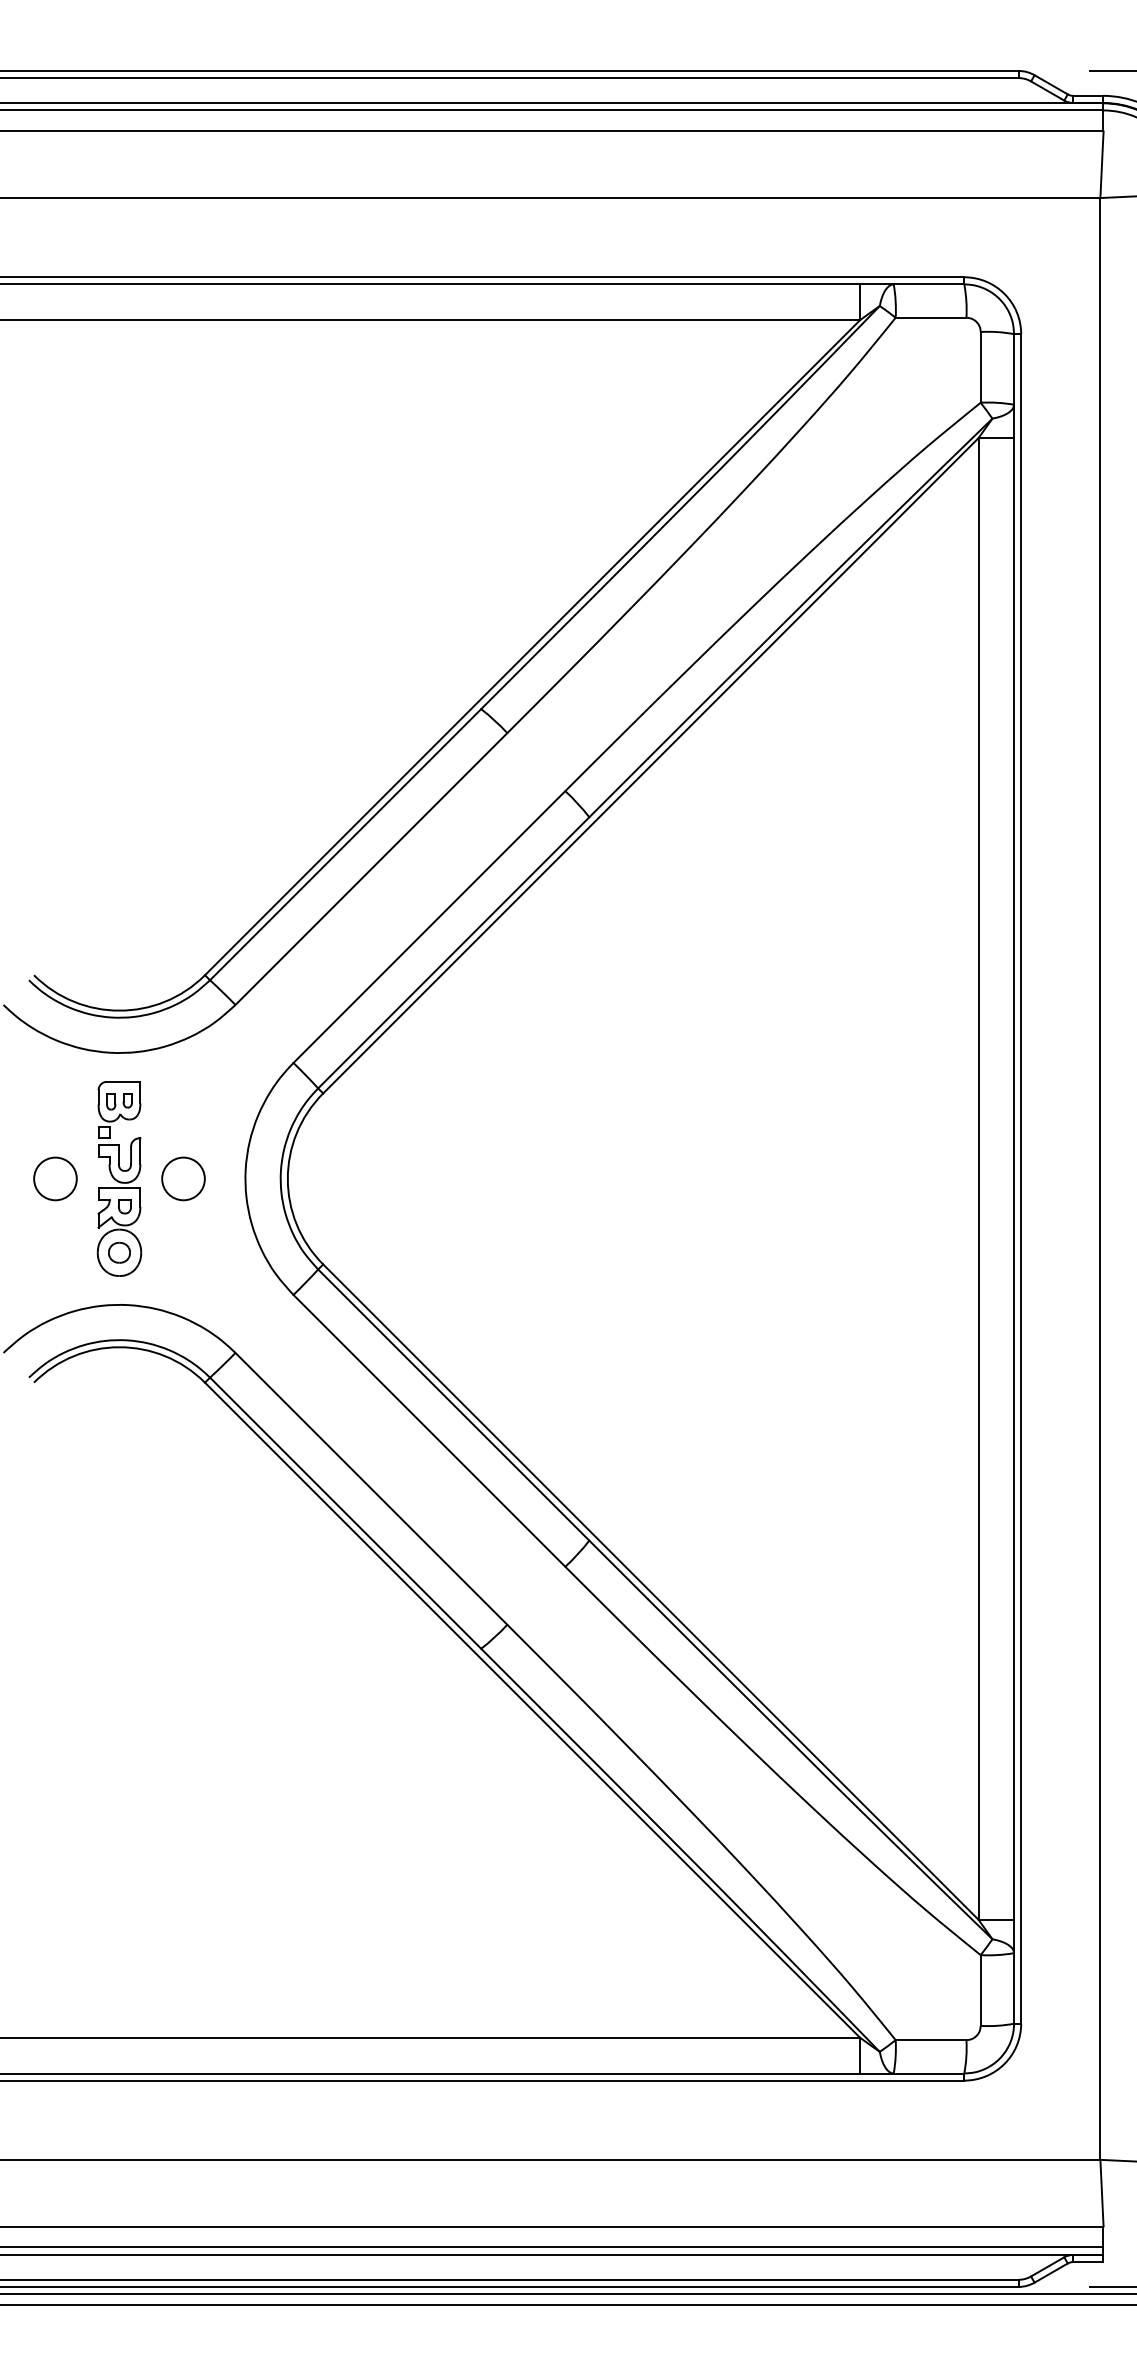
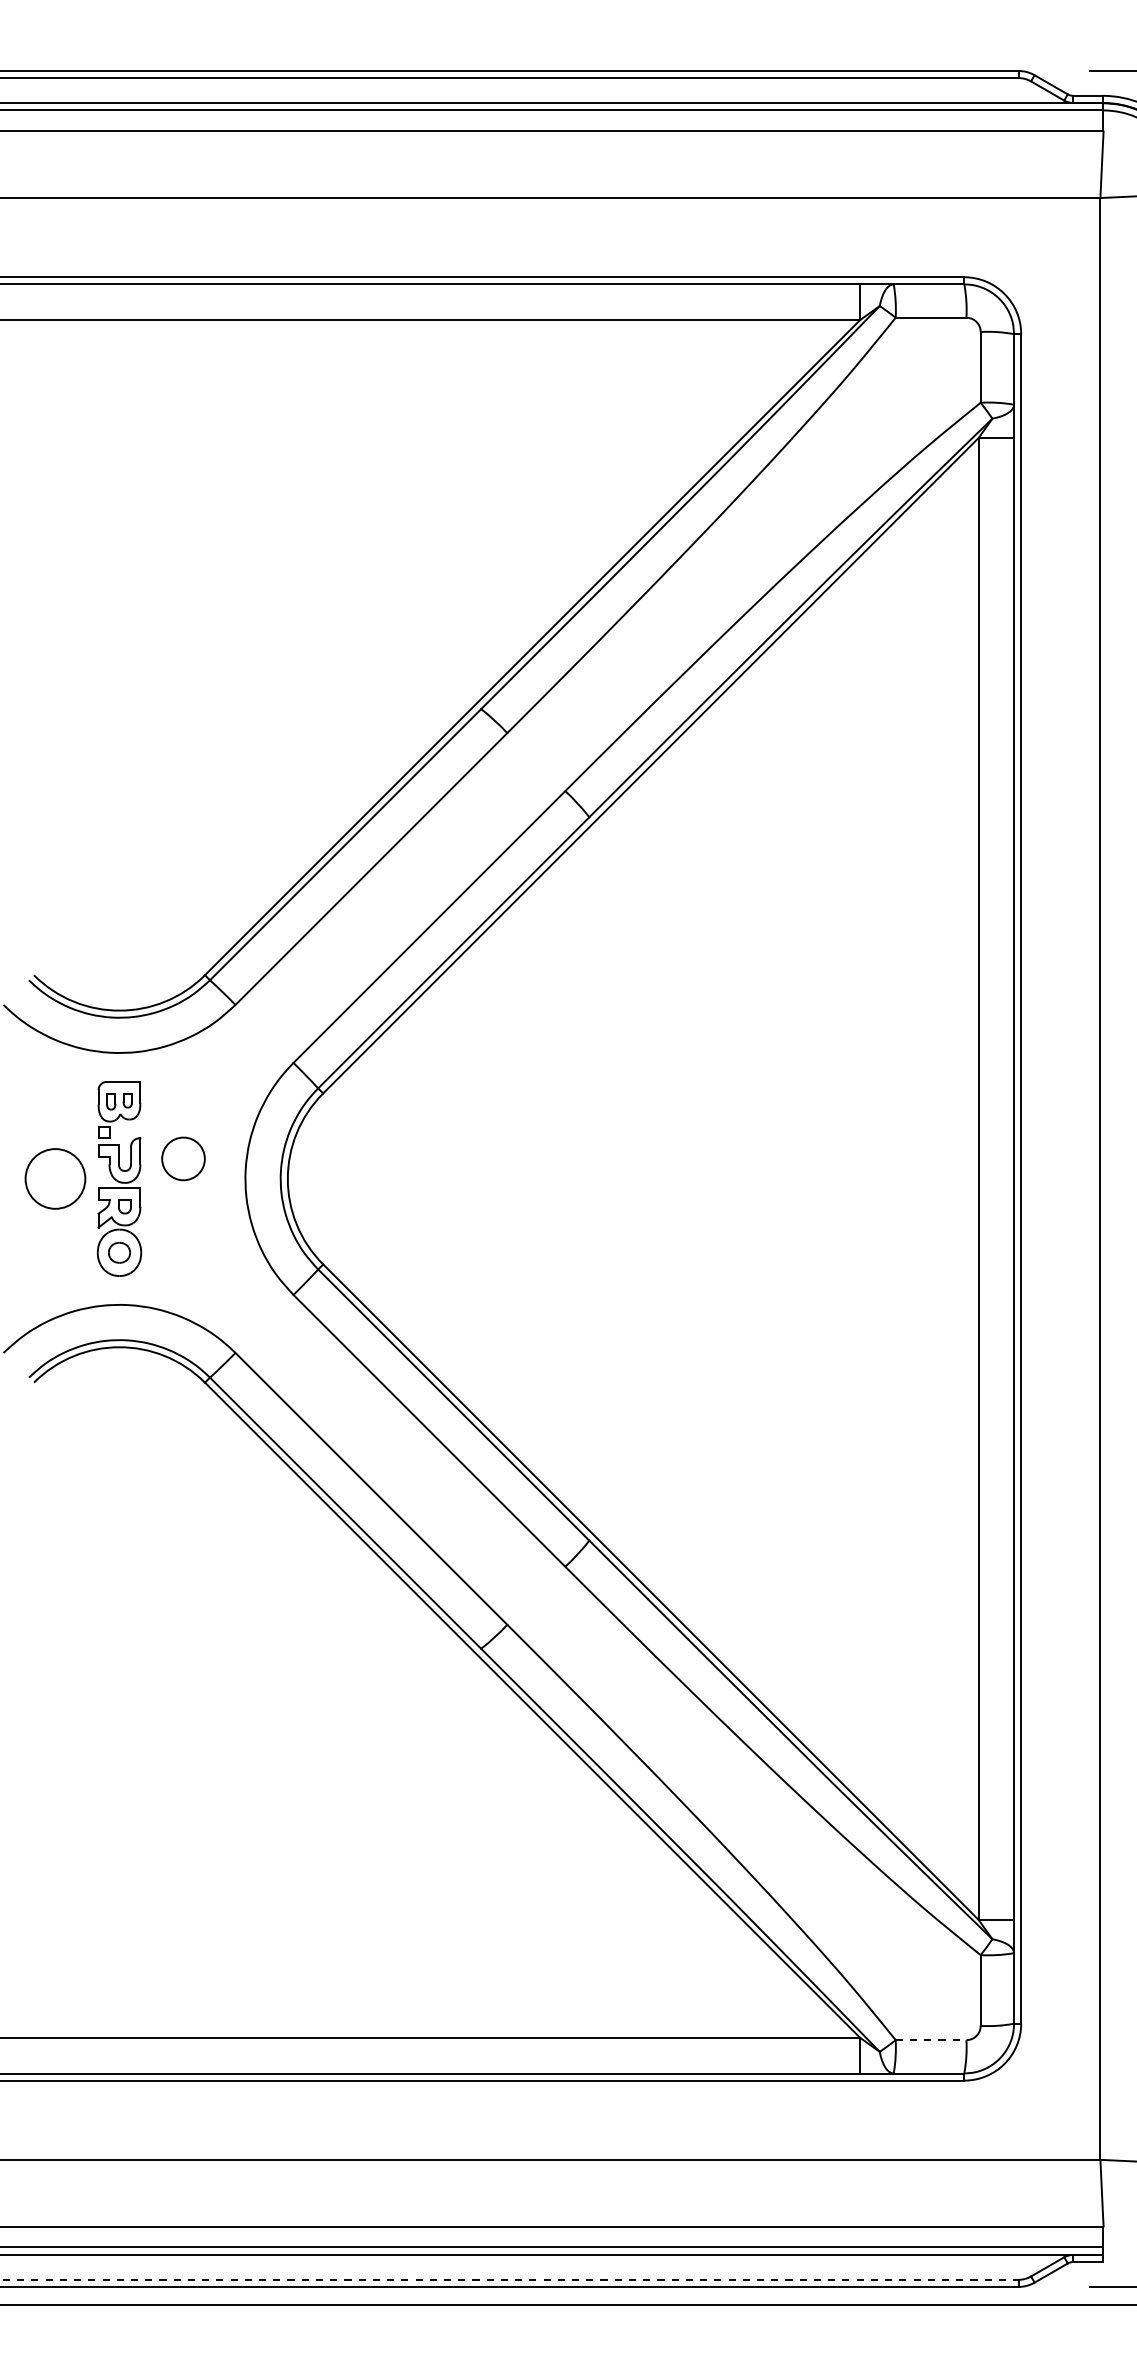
circle diameter: 43 px -> 60 px (55, 1178)
circle position: (183, 1178) -> (183, 1158) (183, 1158)
line: solid -> dashed (931, 2040)
line: solid -> dashed (509, 2279)
line: present -> none (567, 2294)
